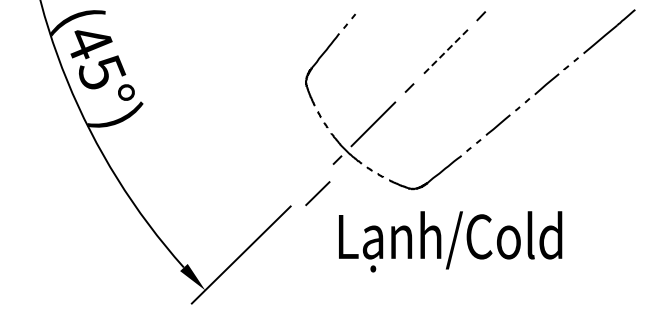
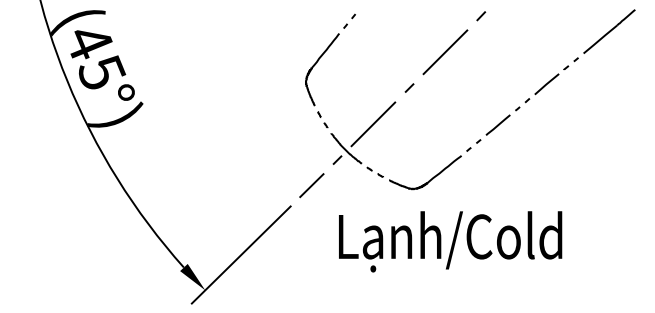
line: dashed -> solid (445, 52)
line position: (317, 193) -> (311, 185) (311, 185)
